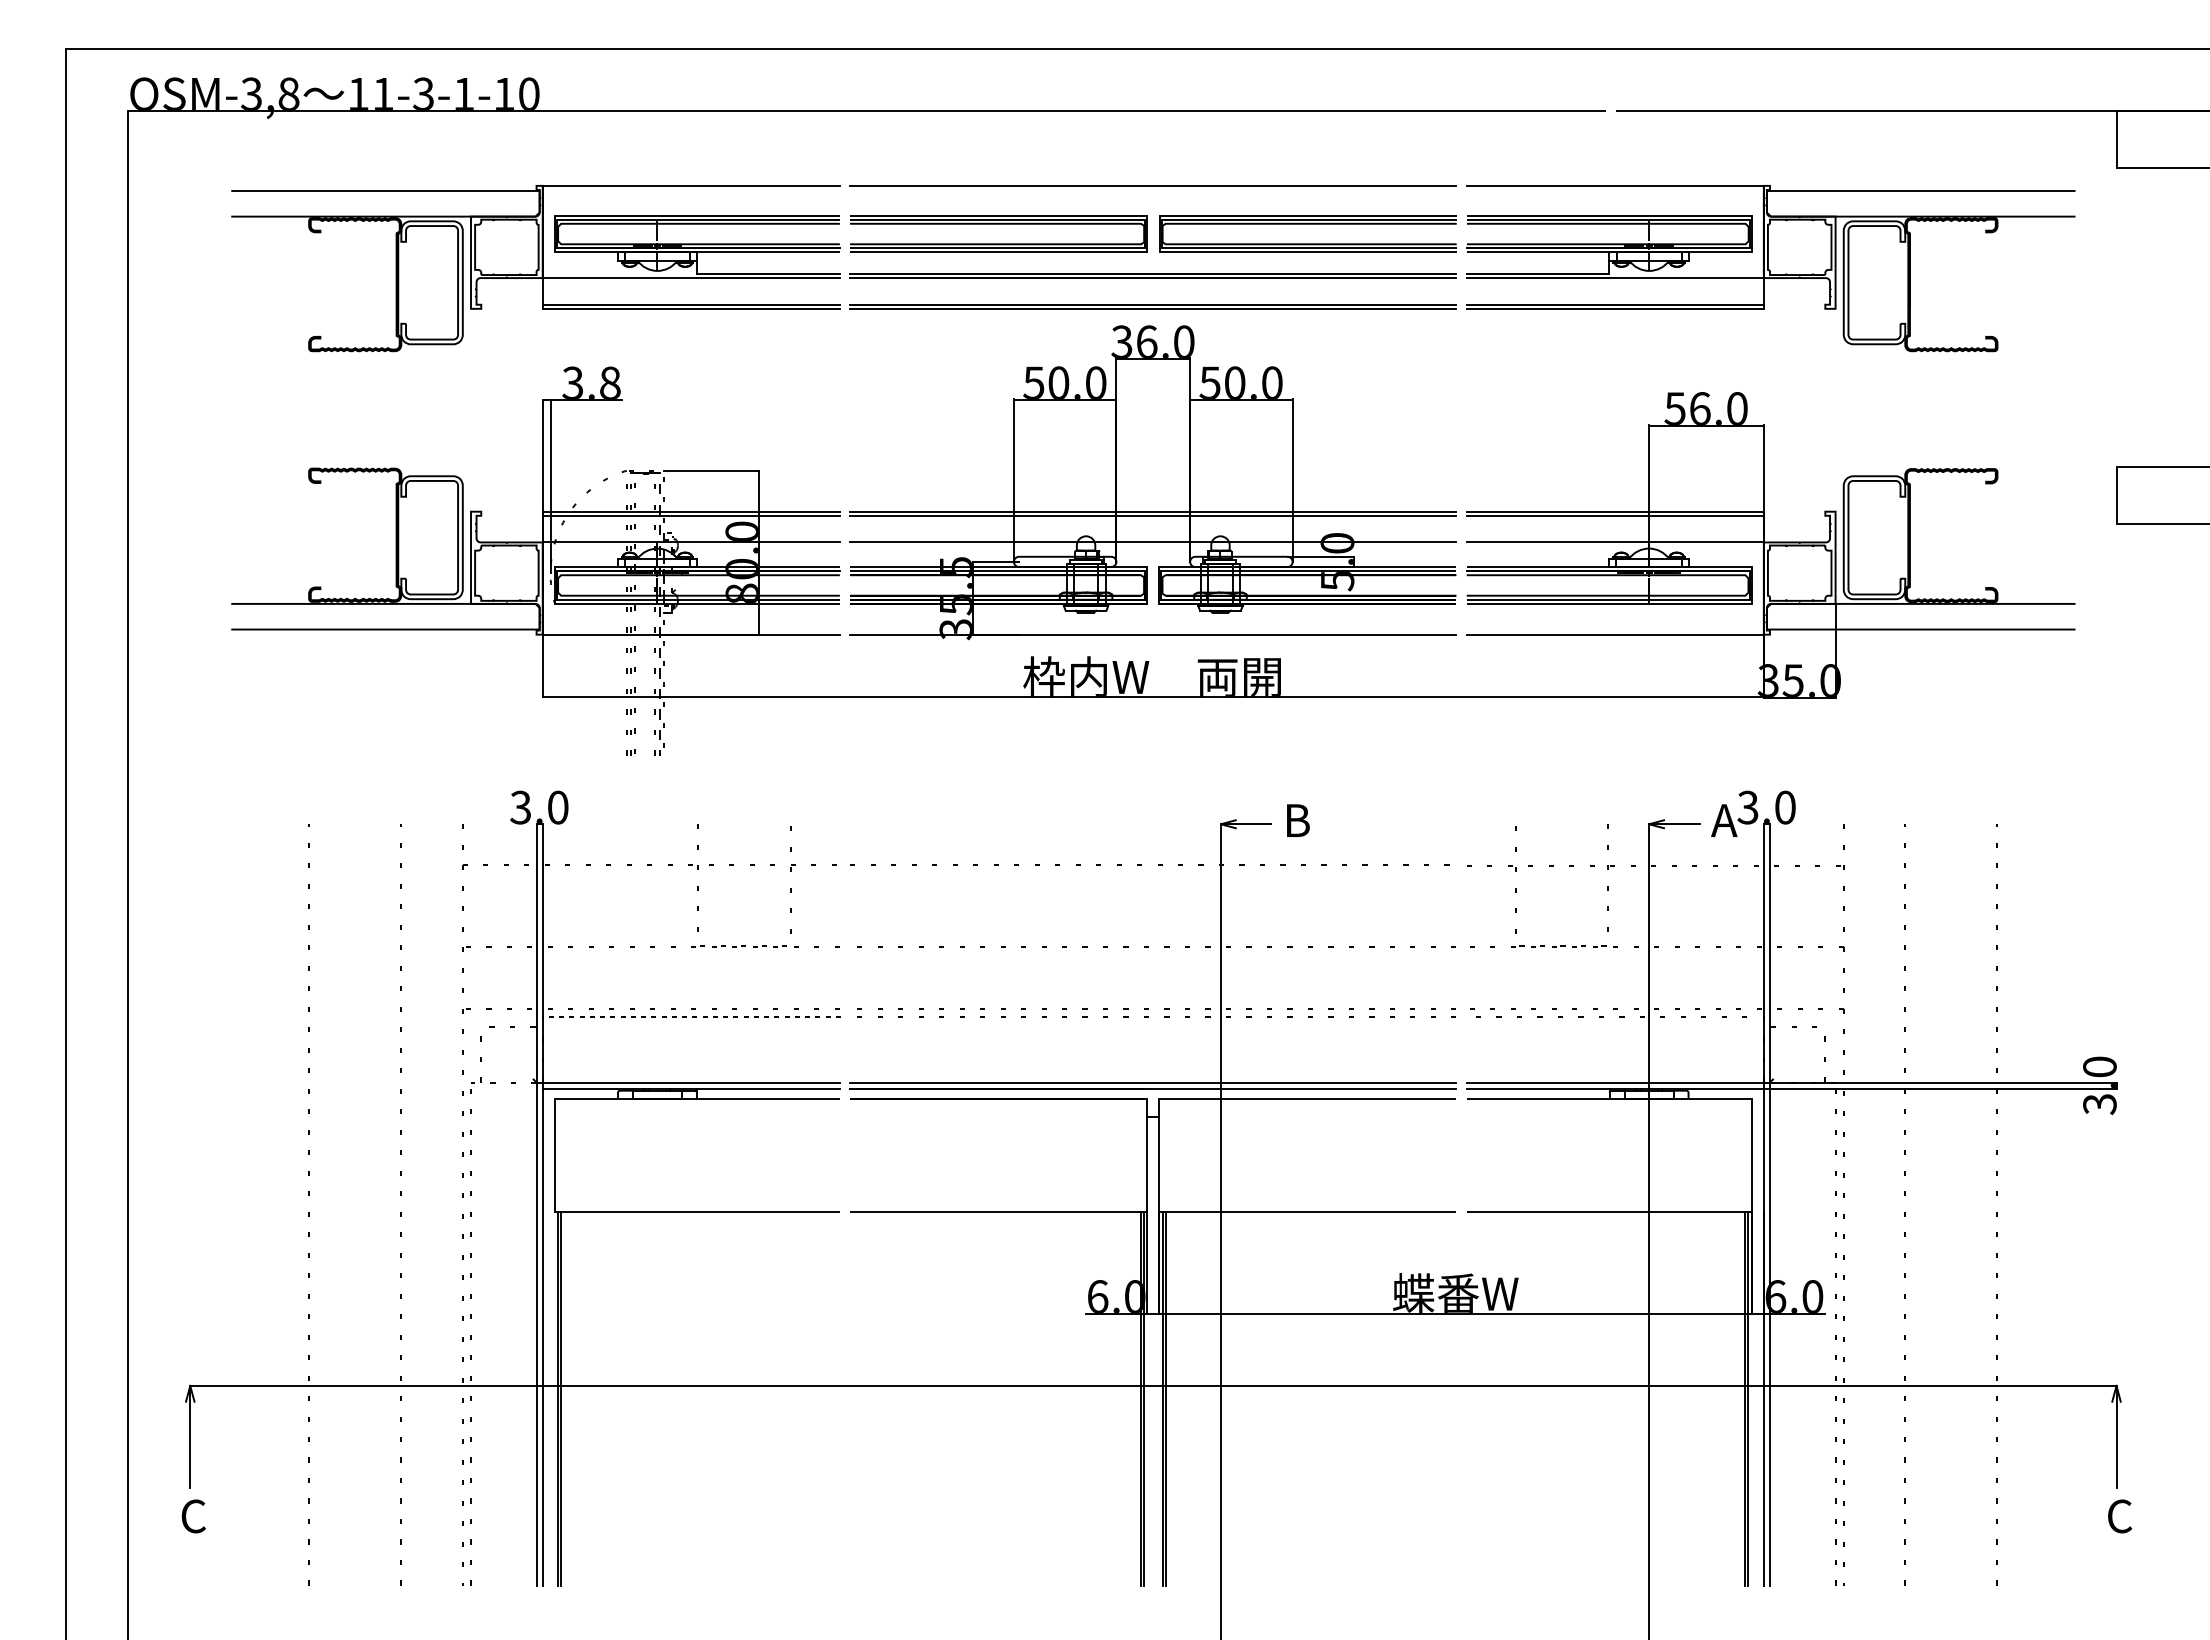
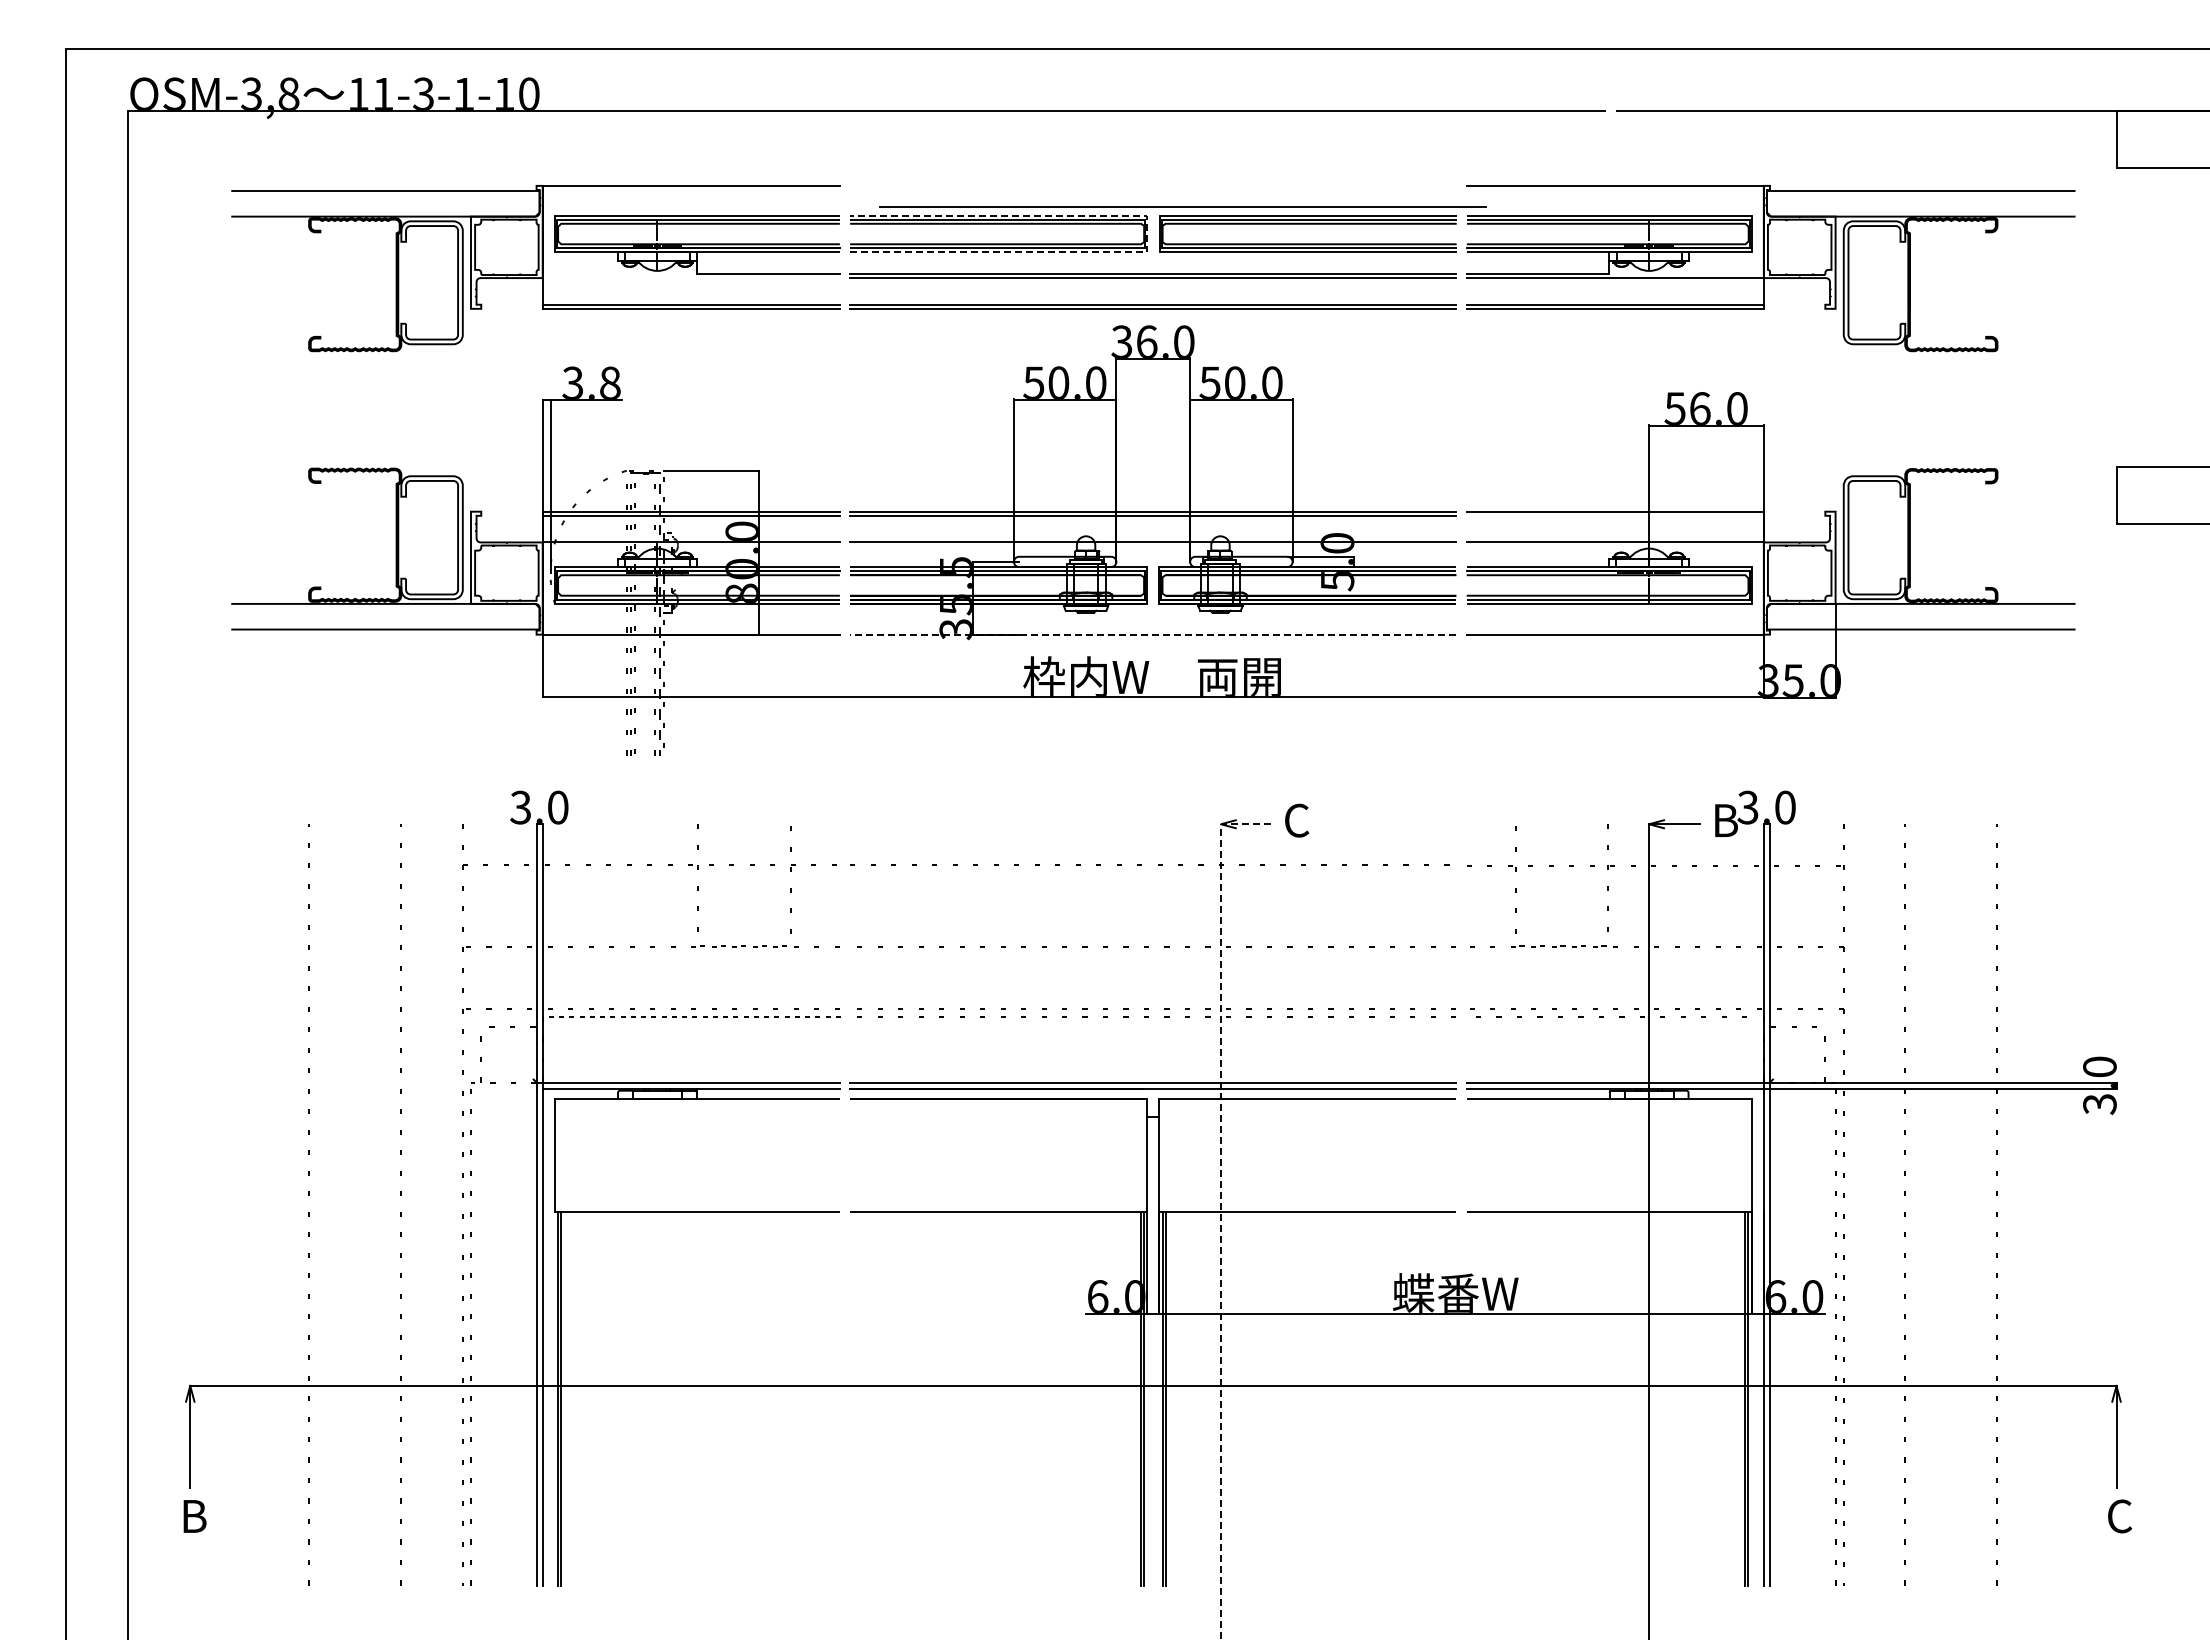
line position: (1152, 185) -> (1182, 206) (1182, 206)
line: solid -> dashed (1147, 233)
line: present -> none (690, 278)
line: present -> none (1614, 515)
line: solid -> dashed (1152, 634)
text: B -> C (1297, 820)
text: A -> B (1724, 820)
line: solid -> dashed (1220, 1205)
text: C -> B (193, 1516)
